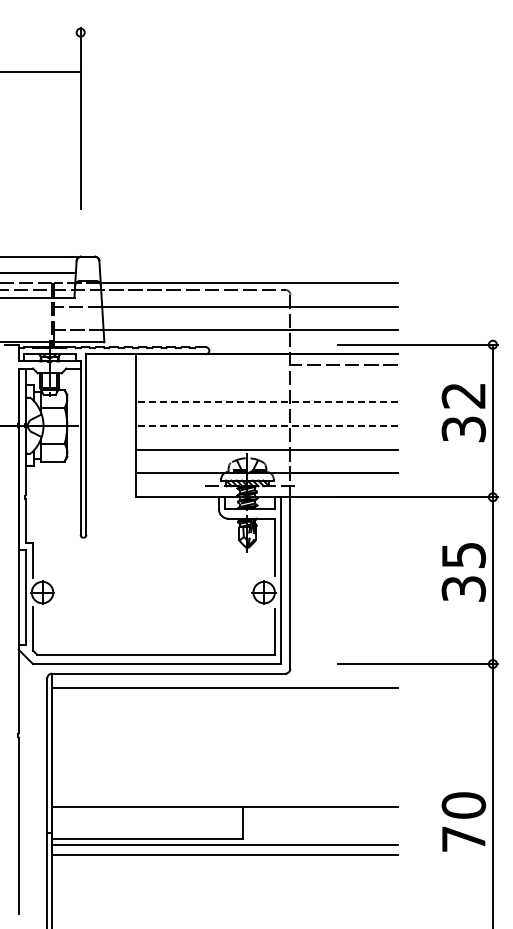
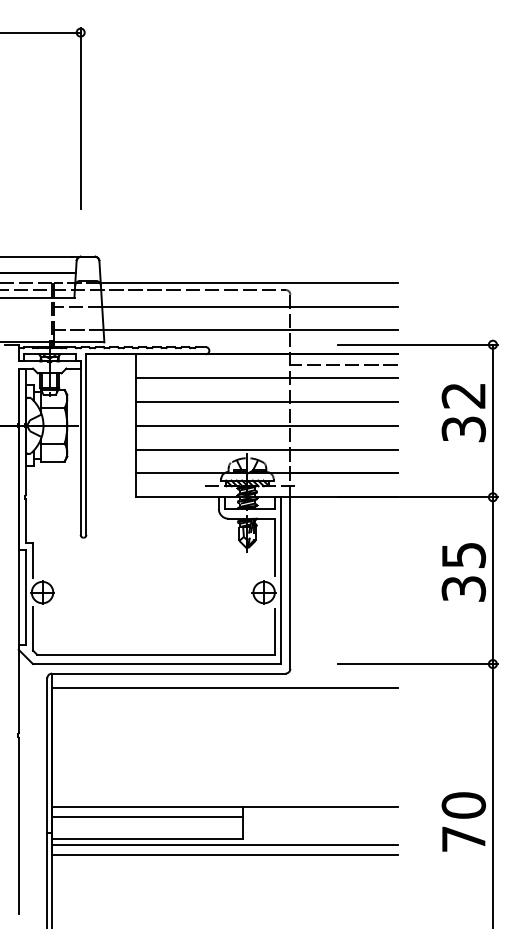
line position: (41, 71) -> (41, 32) (41, 32)
line: none -> present (266, 378)
line: dashed -> solid (266, 401)
line: dashed -> solid (266, 425)
line: none -> present (147, 816)
